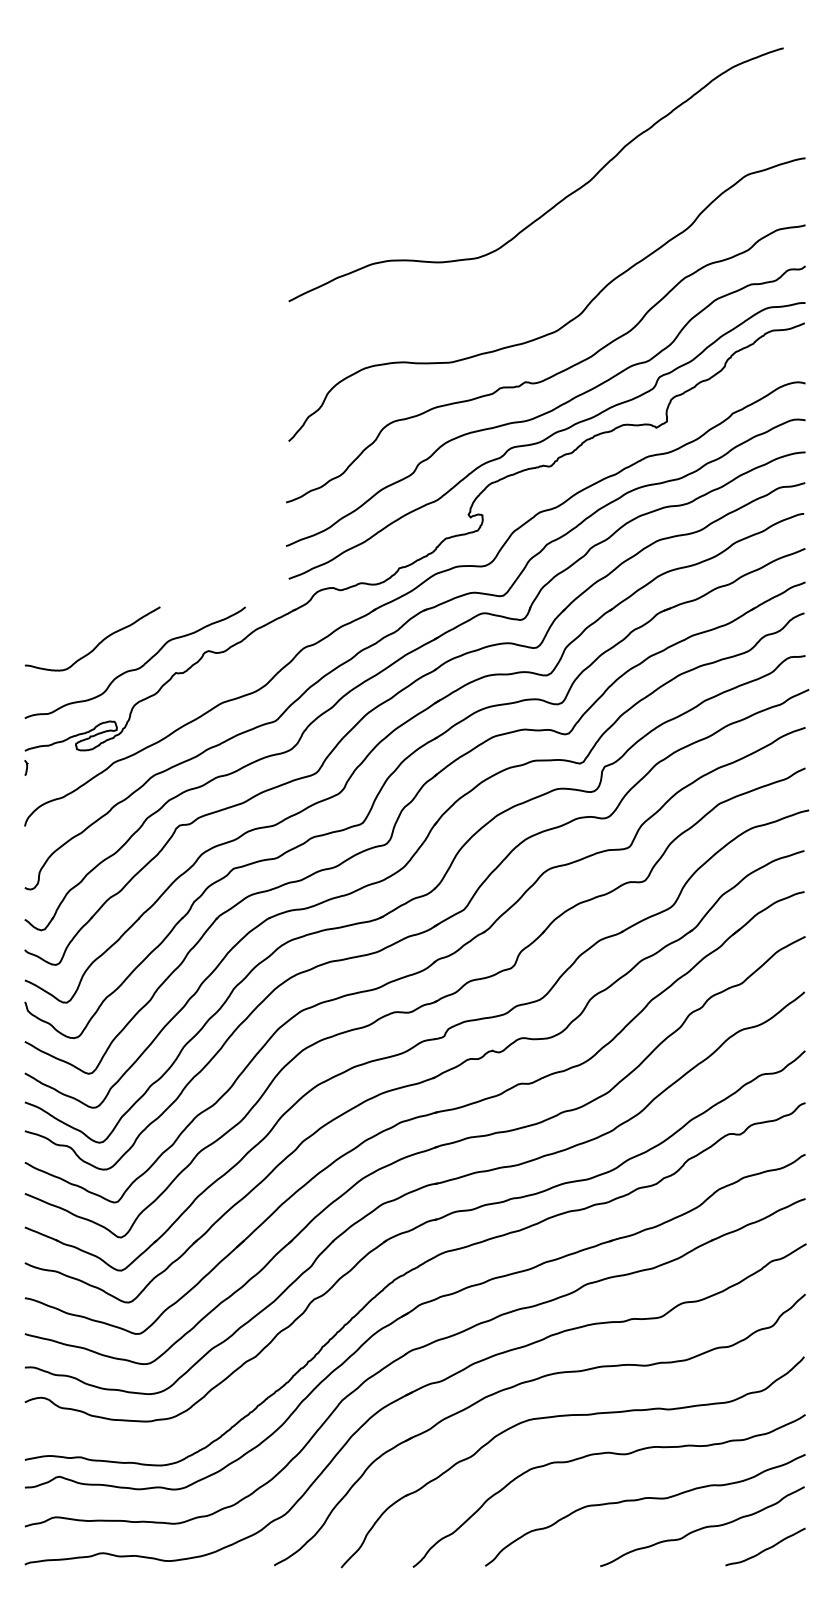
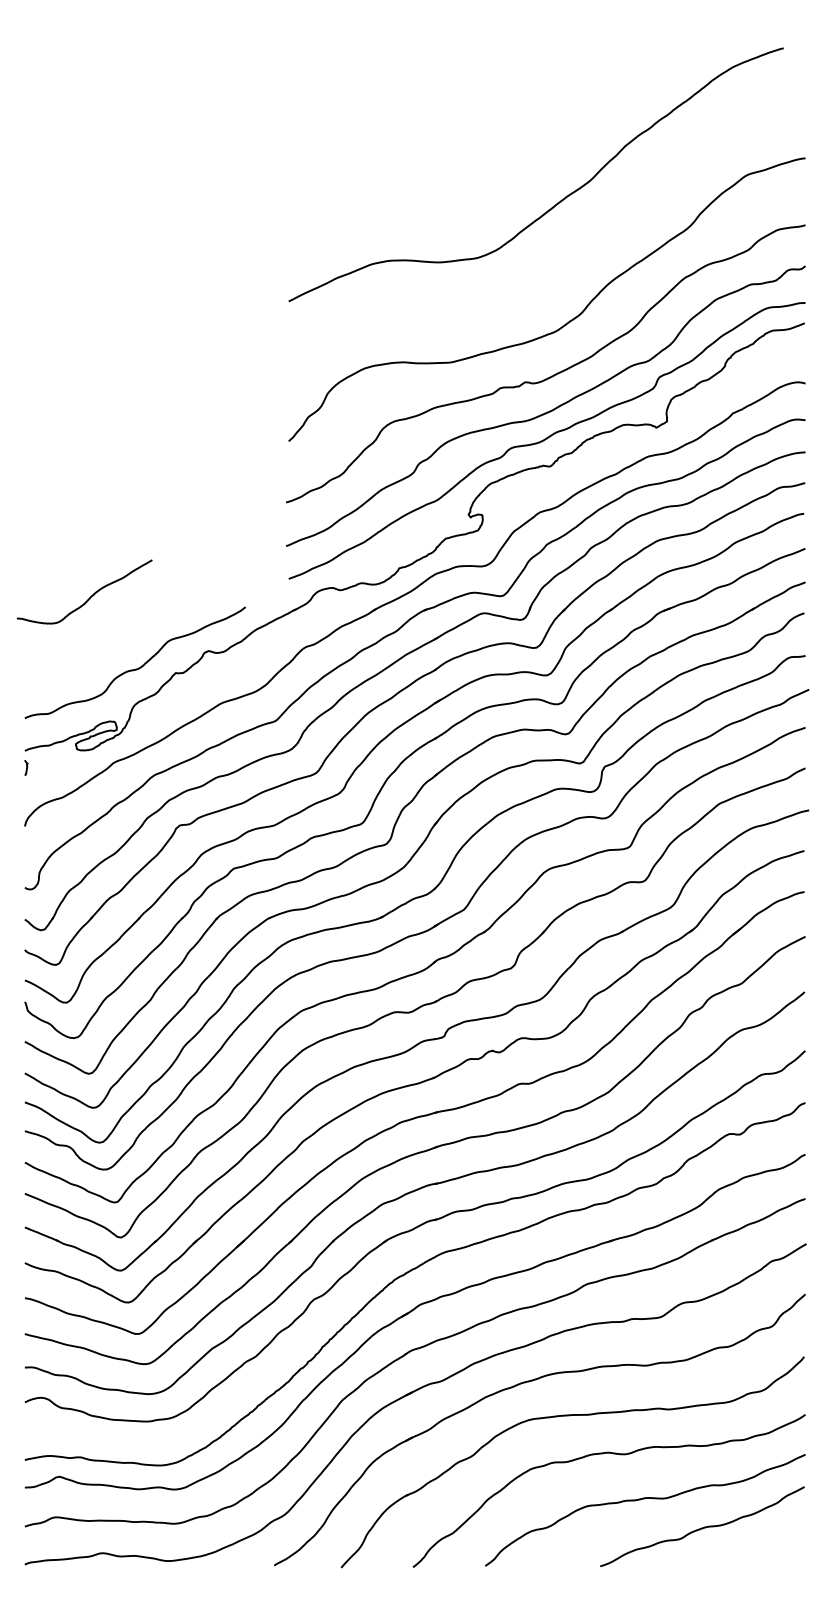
curve position: (98, 643) -> (90, 596) (90, 596)
curve: present -> none (765, 1548)
